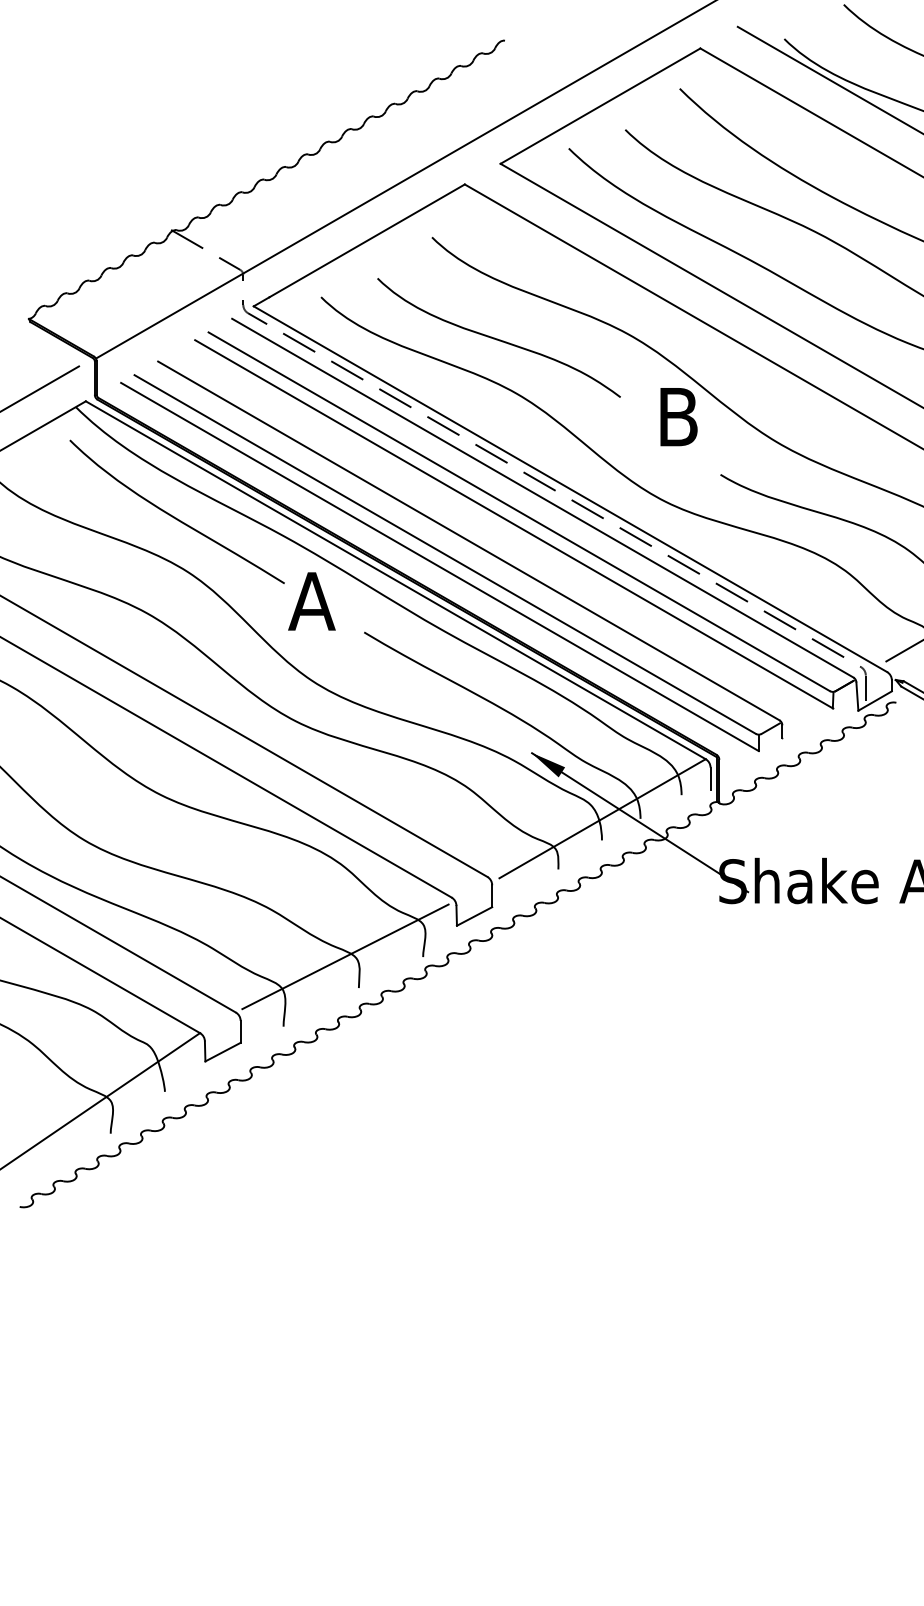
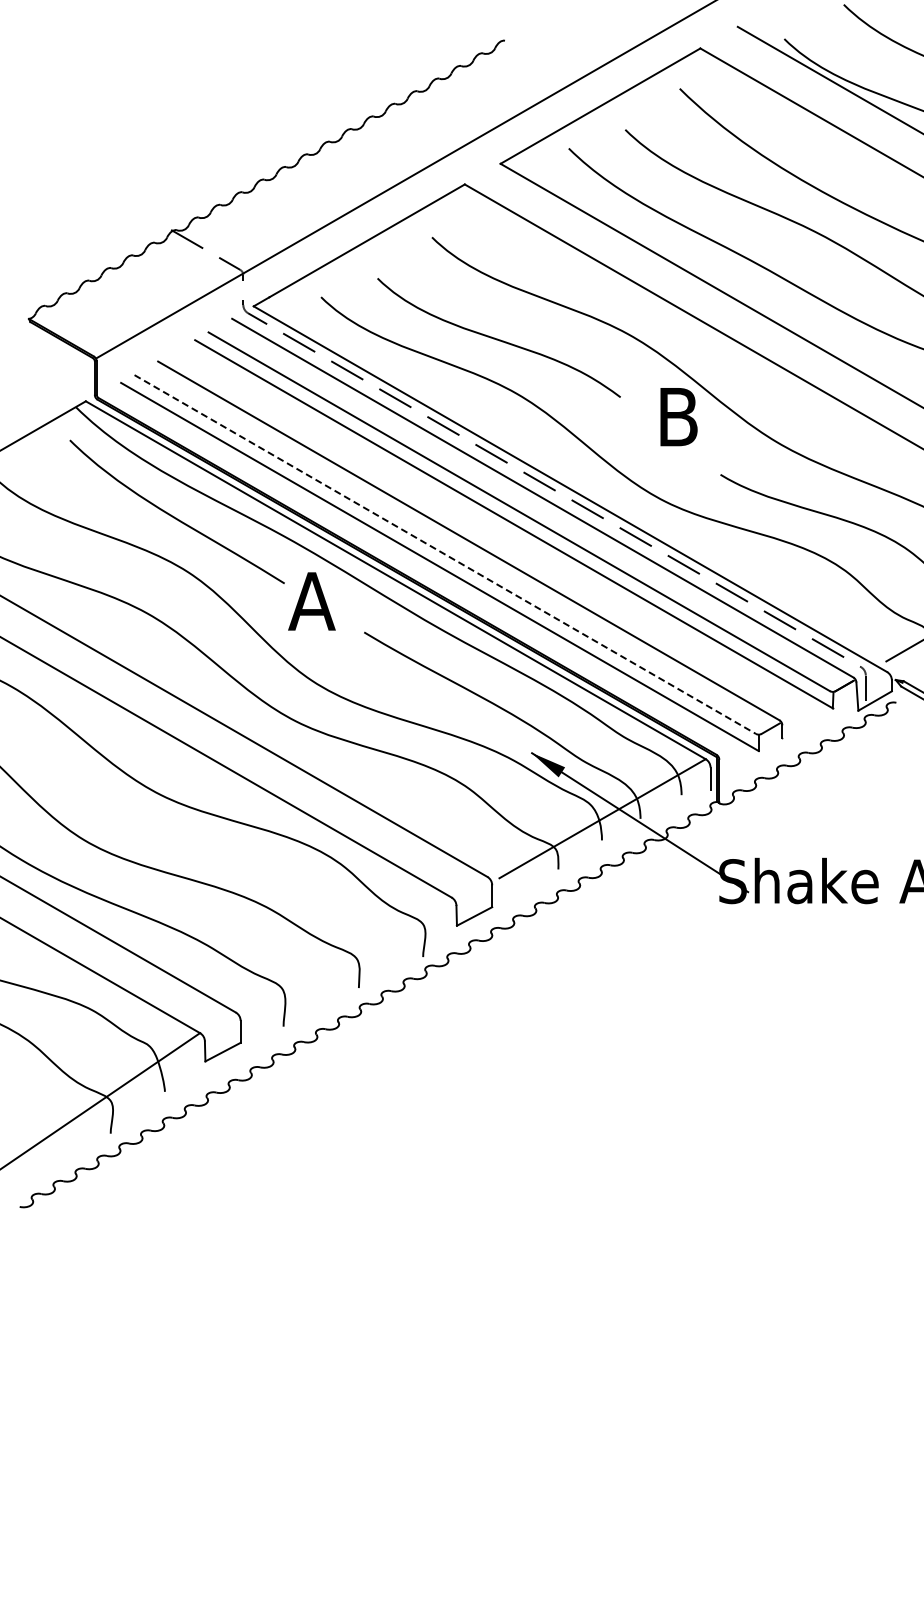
line: present -> none (40, 388)
line: solid -> dashed (445, 554)
line: present -> none (345, 956)
